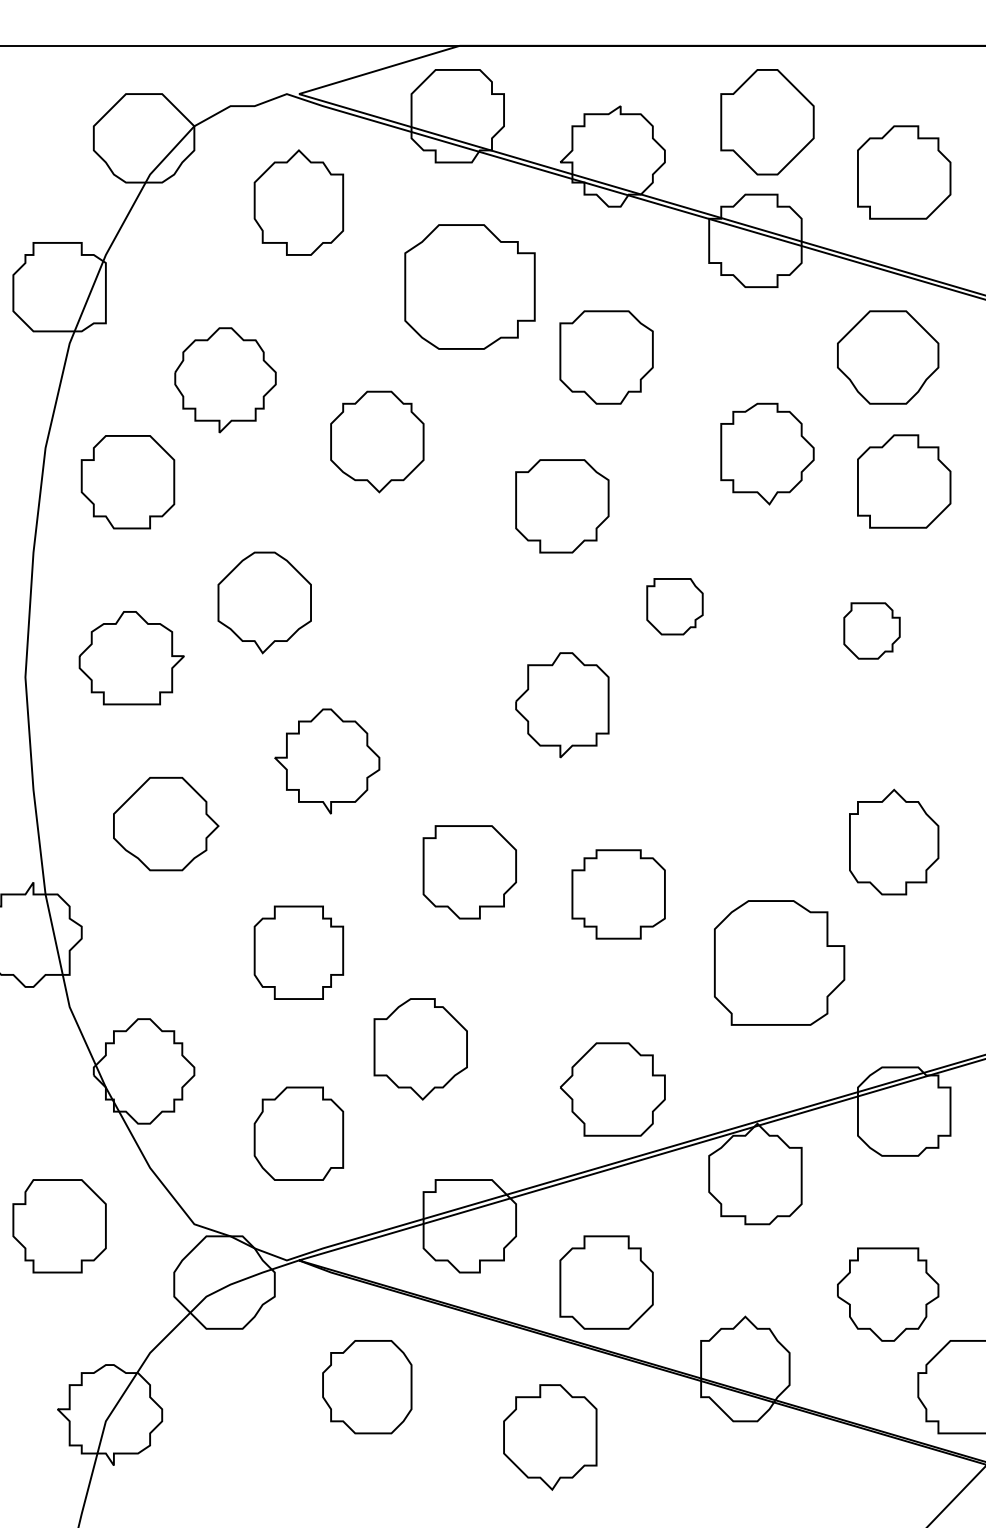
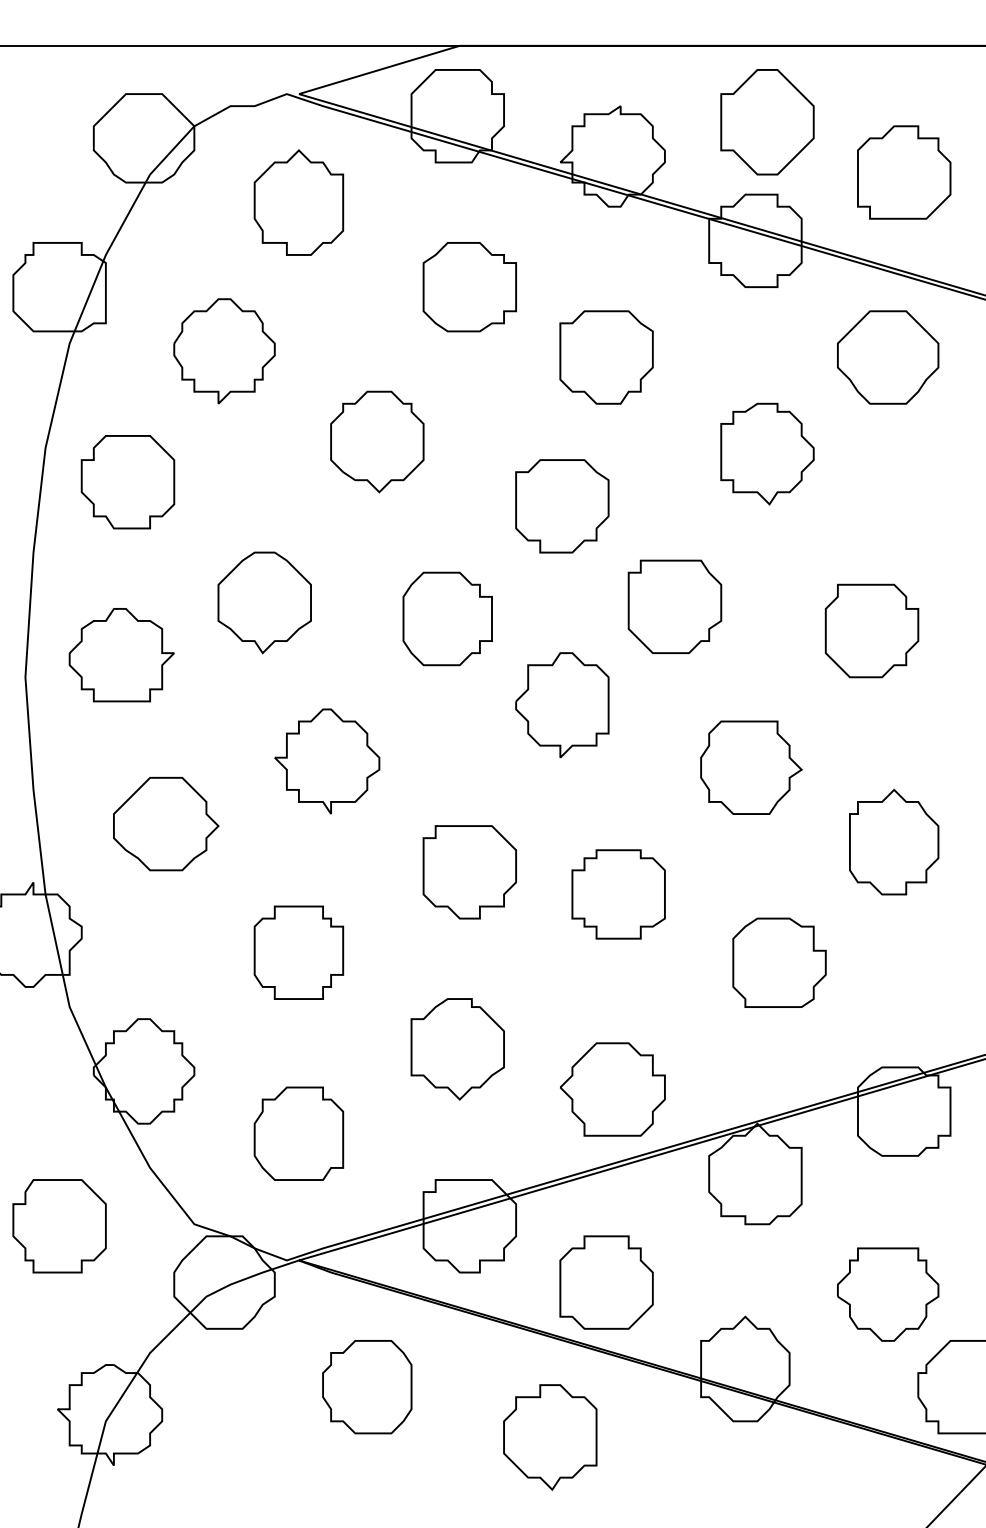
part size: 132x126 px -> 95x91 px (469, 287)
part position: (225, 380) -> (224, 351) (224, 351)
part: present -> none (904, 481)
part size: 58x58 px -> 96x95 px (674, 606)
part: none -> present (447, 618)
part size: 58x58 px -> 96x96 px (871, 630)
part position: (131, 658) -> (121, 655) (121, 655)
part: none -> present (751, 767)
part size: 132x126 px -> 95x91 px (779, 962)
part position: (420, 1049) -> (457, 1049) (457, 1049)
